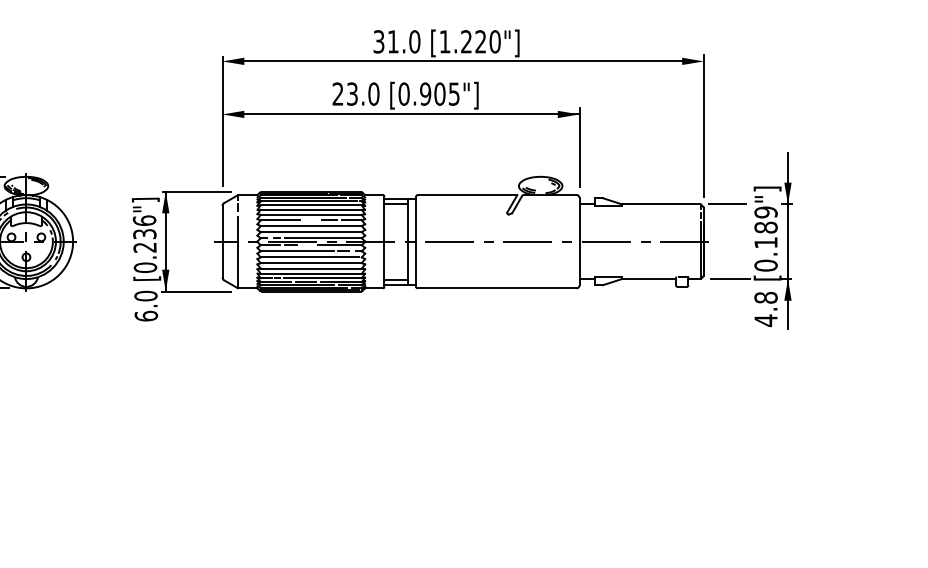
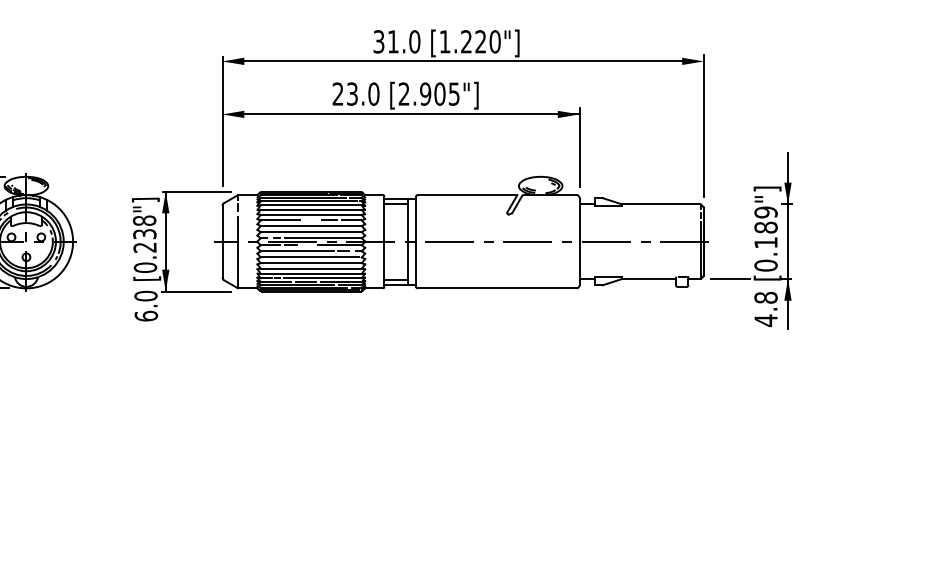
text: [0.905"] -> [2.905"] (403, 93)
line: present -> none (727, 204)
text: [0.236"] -> [0.238"] (144, 220)
